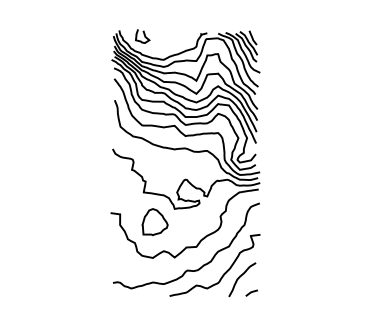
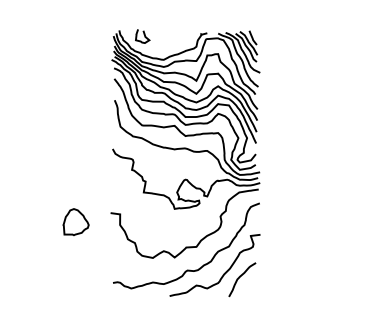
part position: (154, 221) -> (75, 221) (75, 221)
line: present -> none (251, 292)
